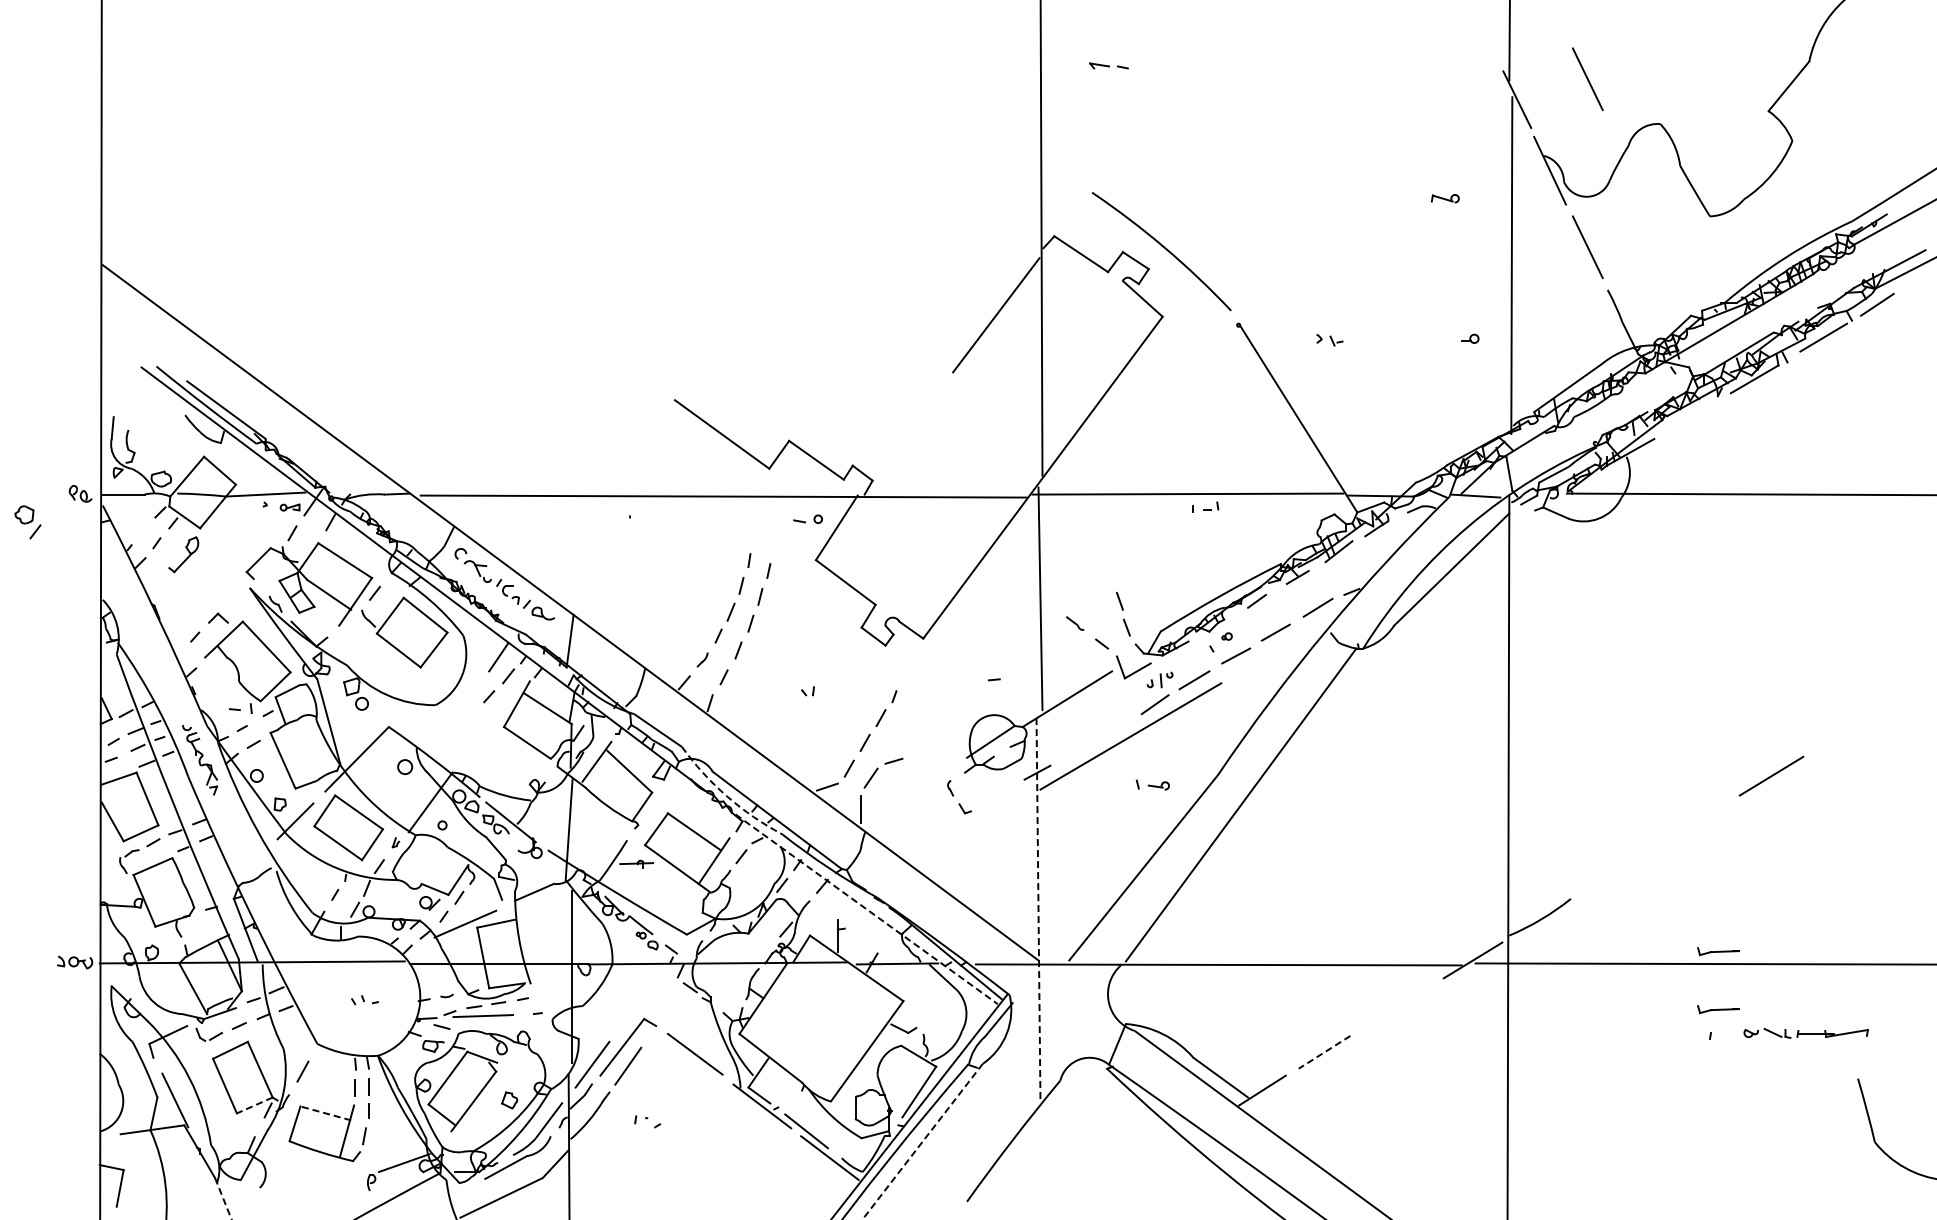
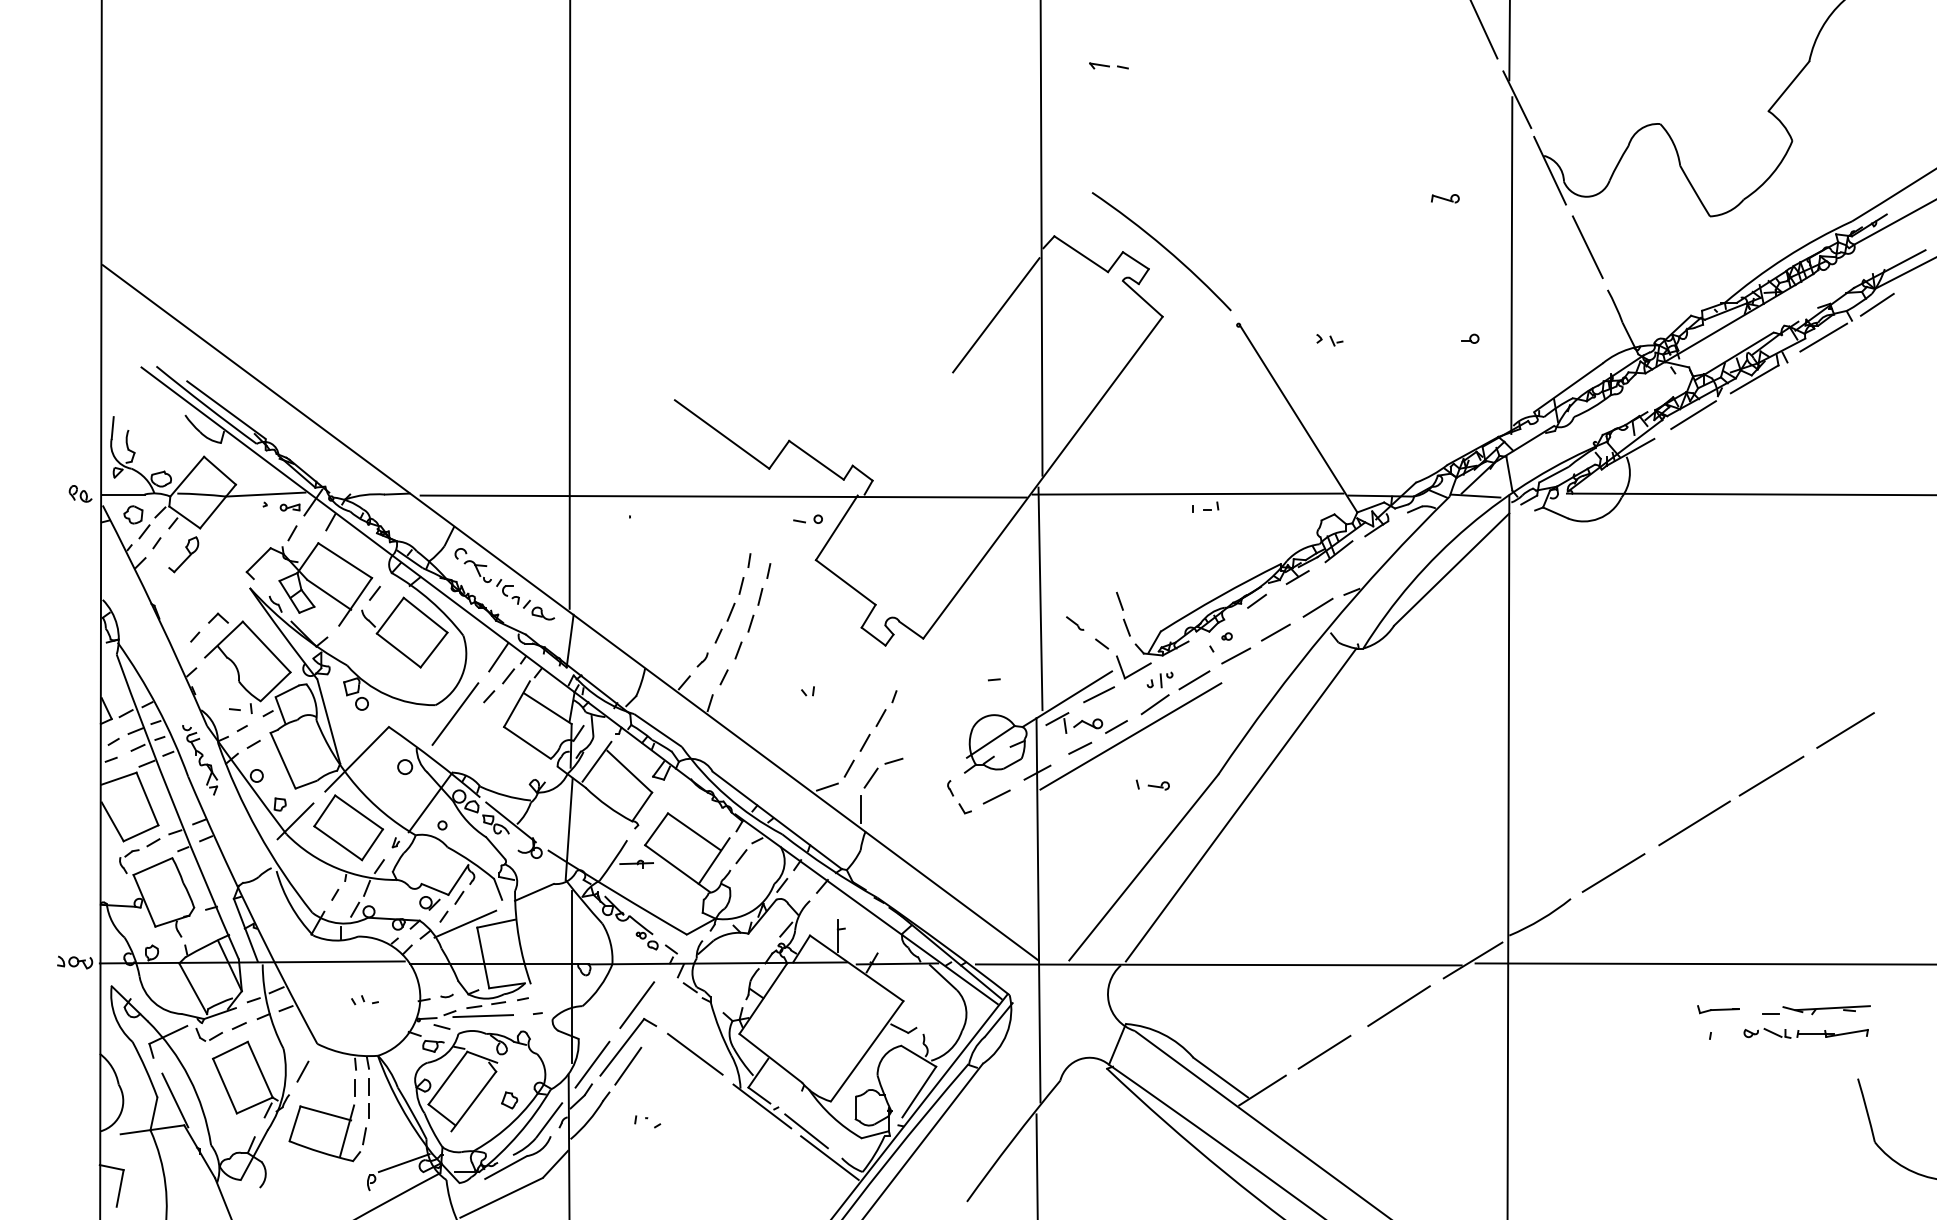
line: none -> present (1484, 30)
line: present -> none (1587, 79)
line: none -> present (569, 305)
line: none -> present (1693, 415)
part position: (27, 522) -> (136, 522) (136, 522)
line: none -> present (1099, 694)
line: none -> present (455, 713)
part: none -> present (1086, 722)
line: none -> present (1845, 730)
line: none -> present (1080, 747)
arc: dashed -> solid (727, 796)
line: none -> present (996, 796)
line: none -> present (1694, 823)
line: none -> present (1613, 872)
line: dashed -> solid (866, 909)
line: dashed -> solid (1038, 910)
part: present -> none (1718, 951)
line: none -> present (637, 1004)
line: none -> present (1398, 1006)
part: none -> present (1816, 1010)
line: dashed -> solid (1324, 1052)
line: dashed -> solid (254, 1105)
line: dashed -> solid (325, 1113)
line: dashed -> solid (922, 1141)
line: none -> present (1036, 1165)
line: dashed -> solid (223, 1199)
